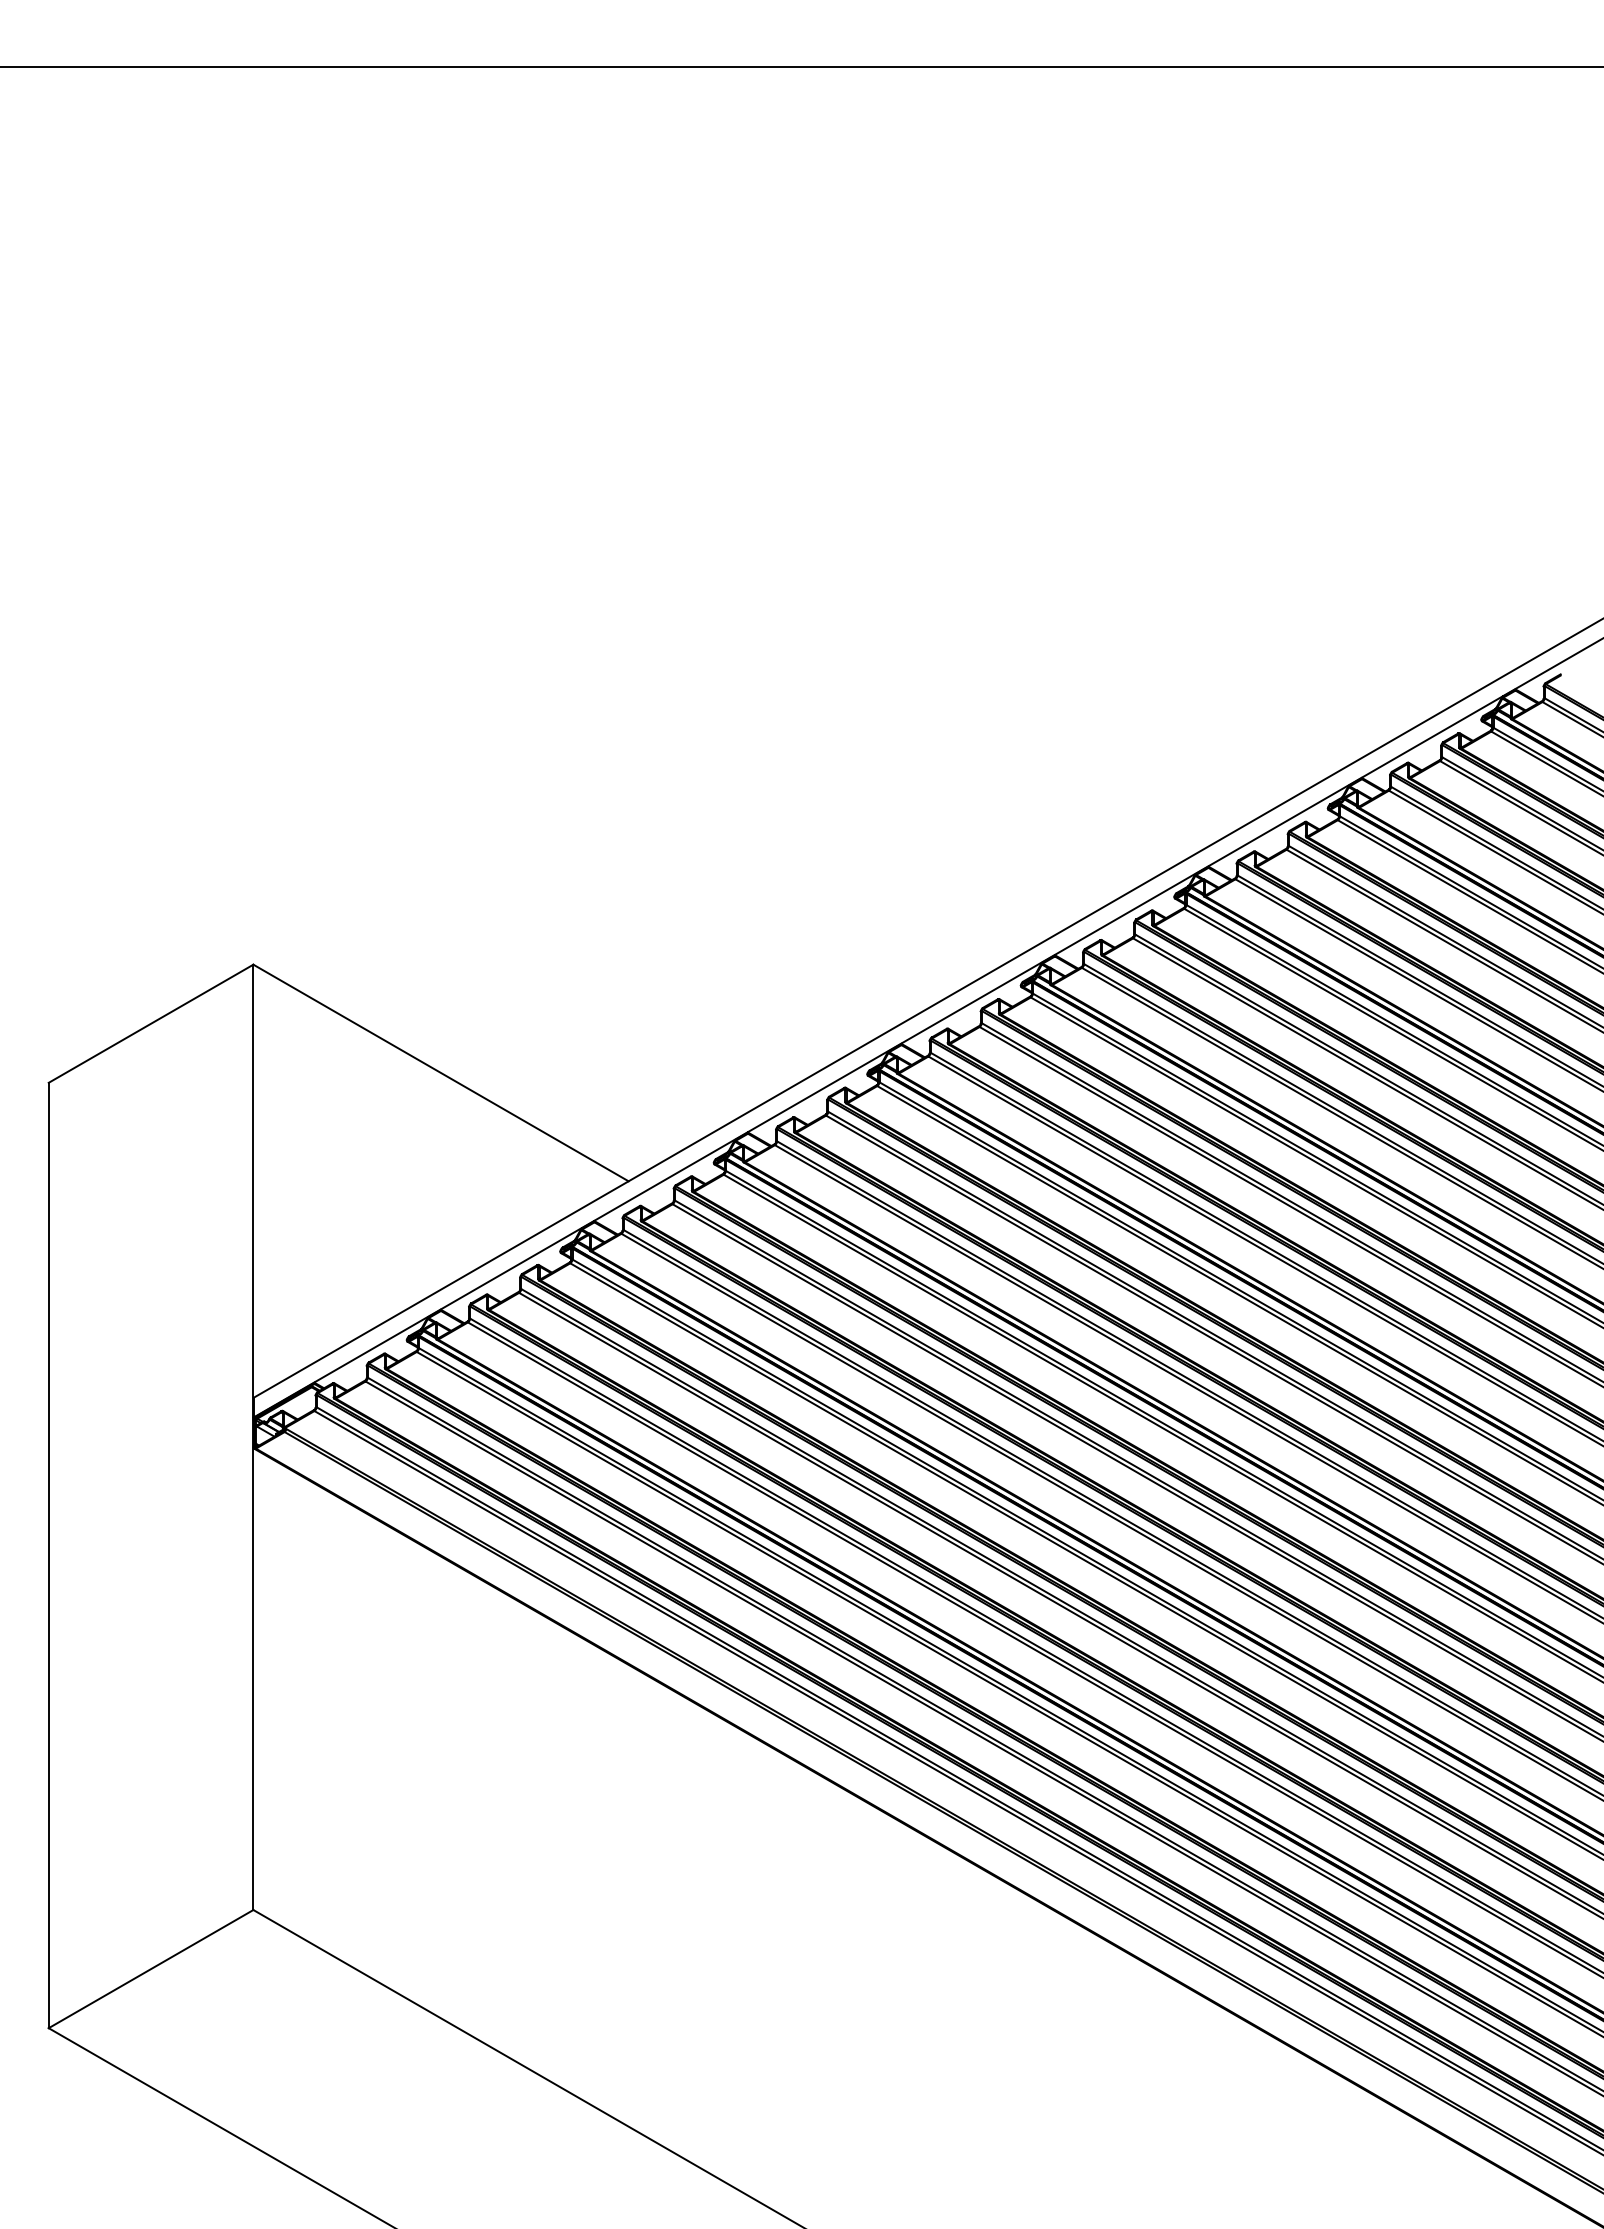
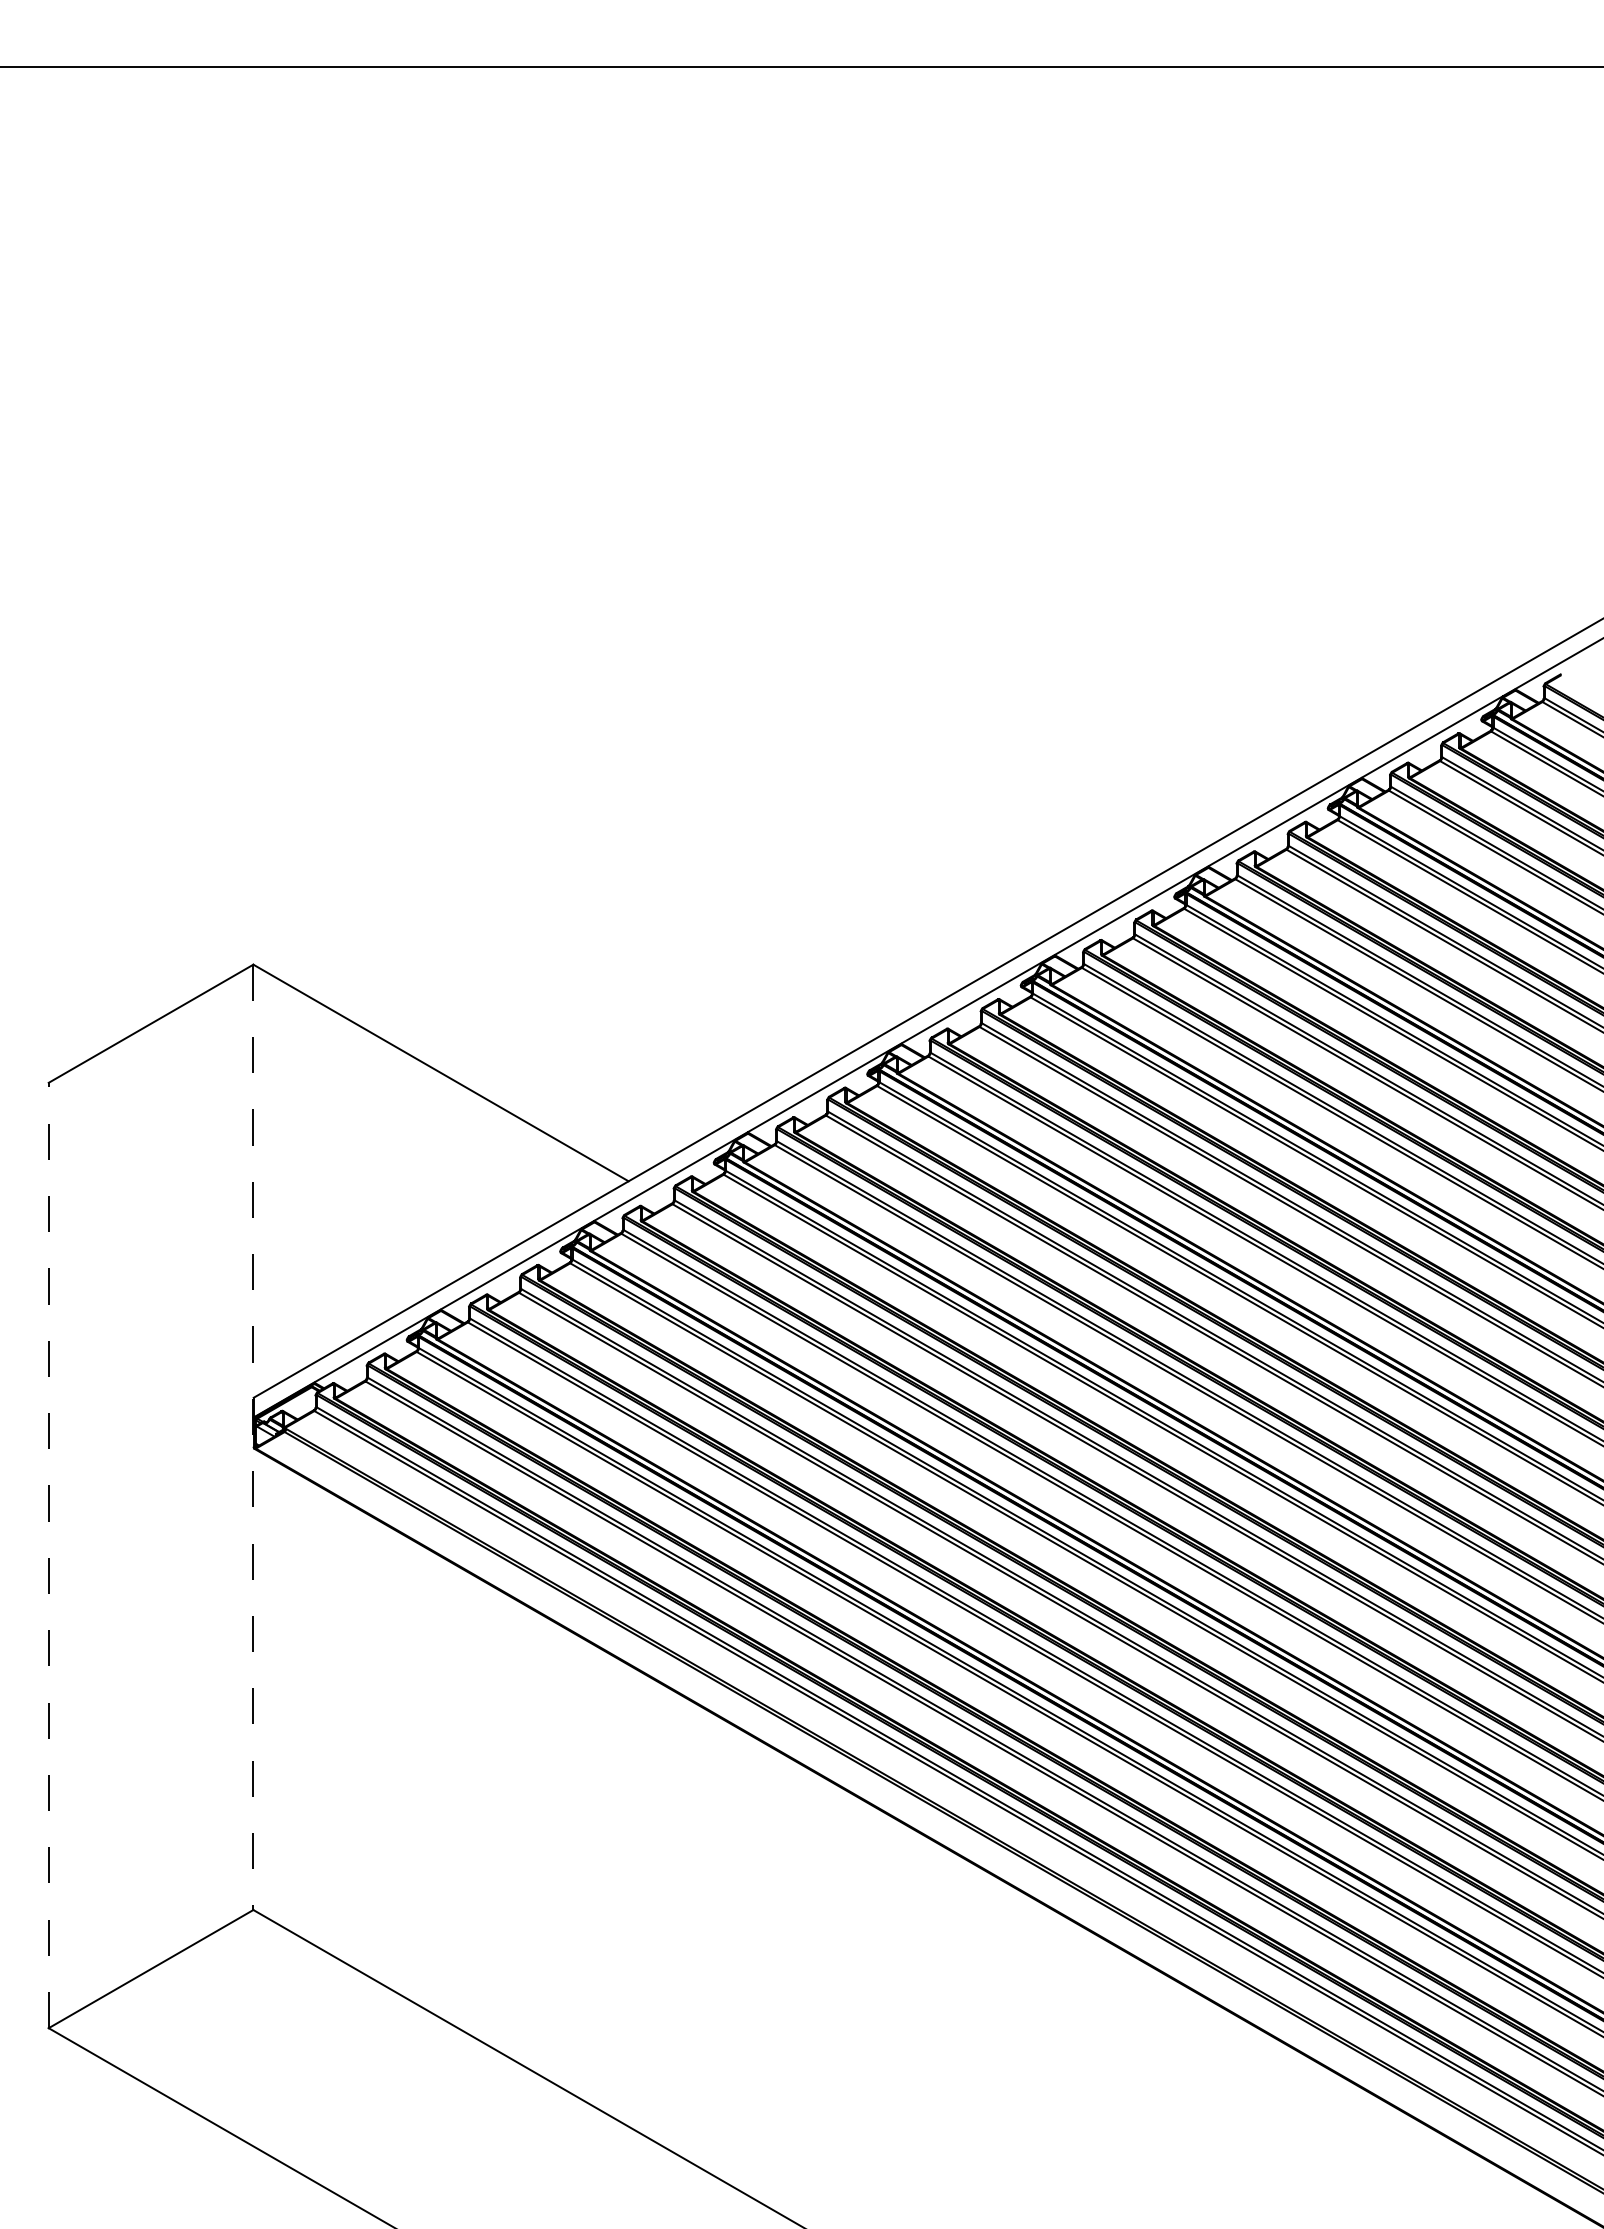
line: solid -> dashed (253, 1437)
line: solid -> dashed (48, 1555)
